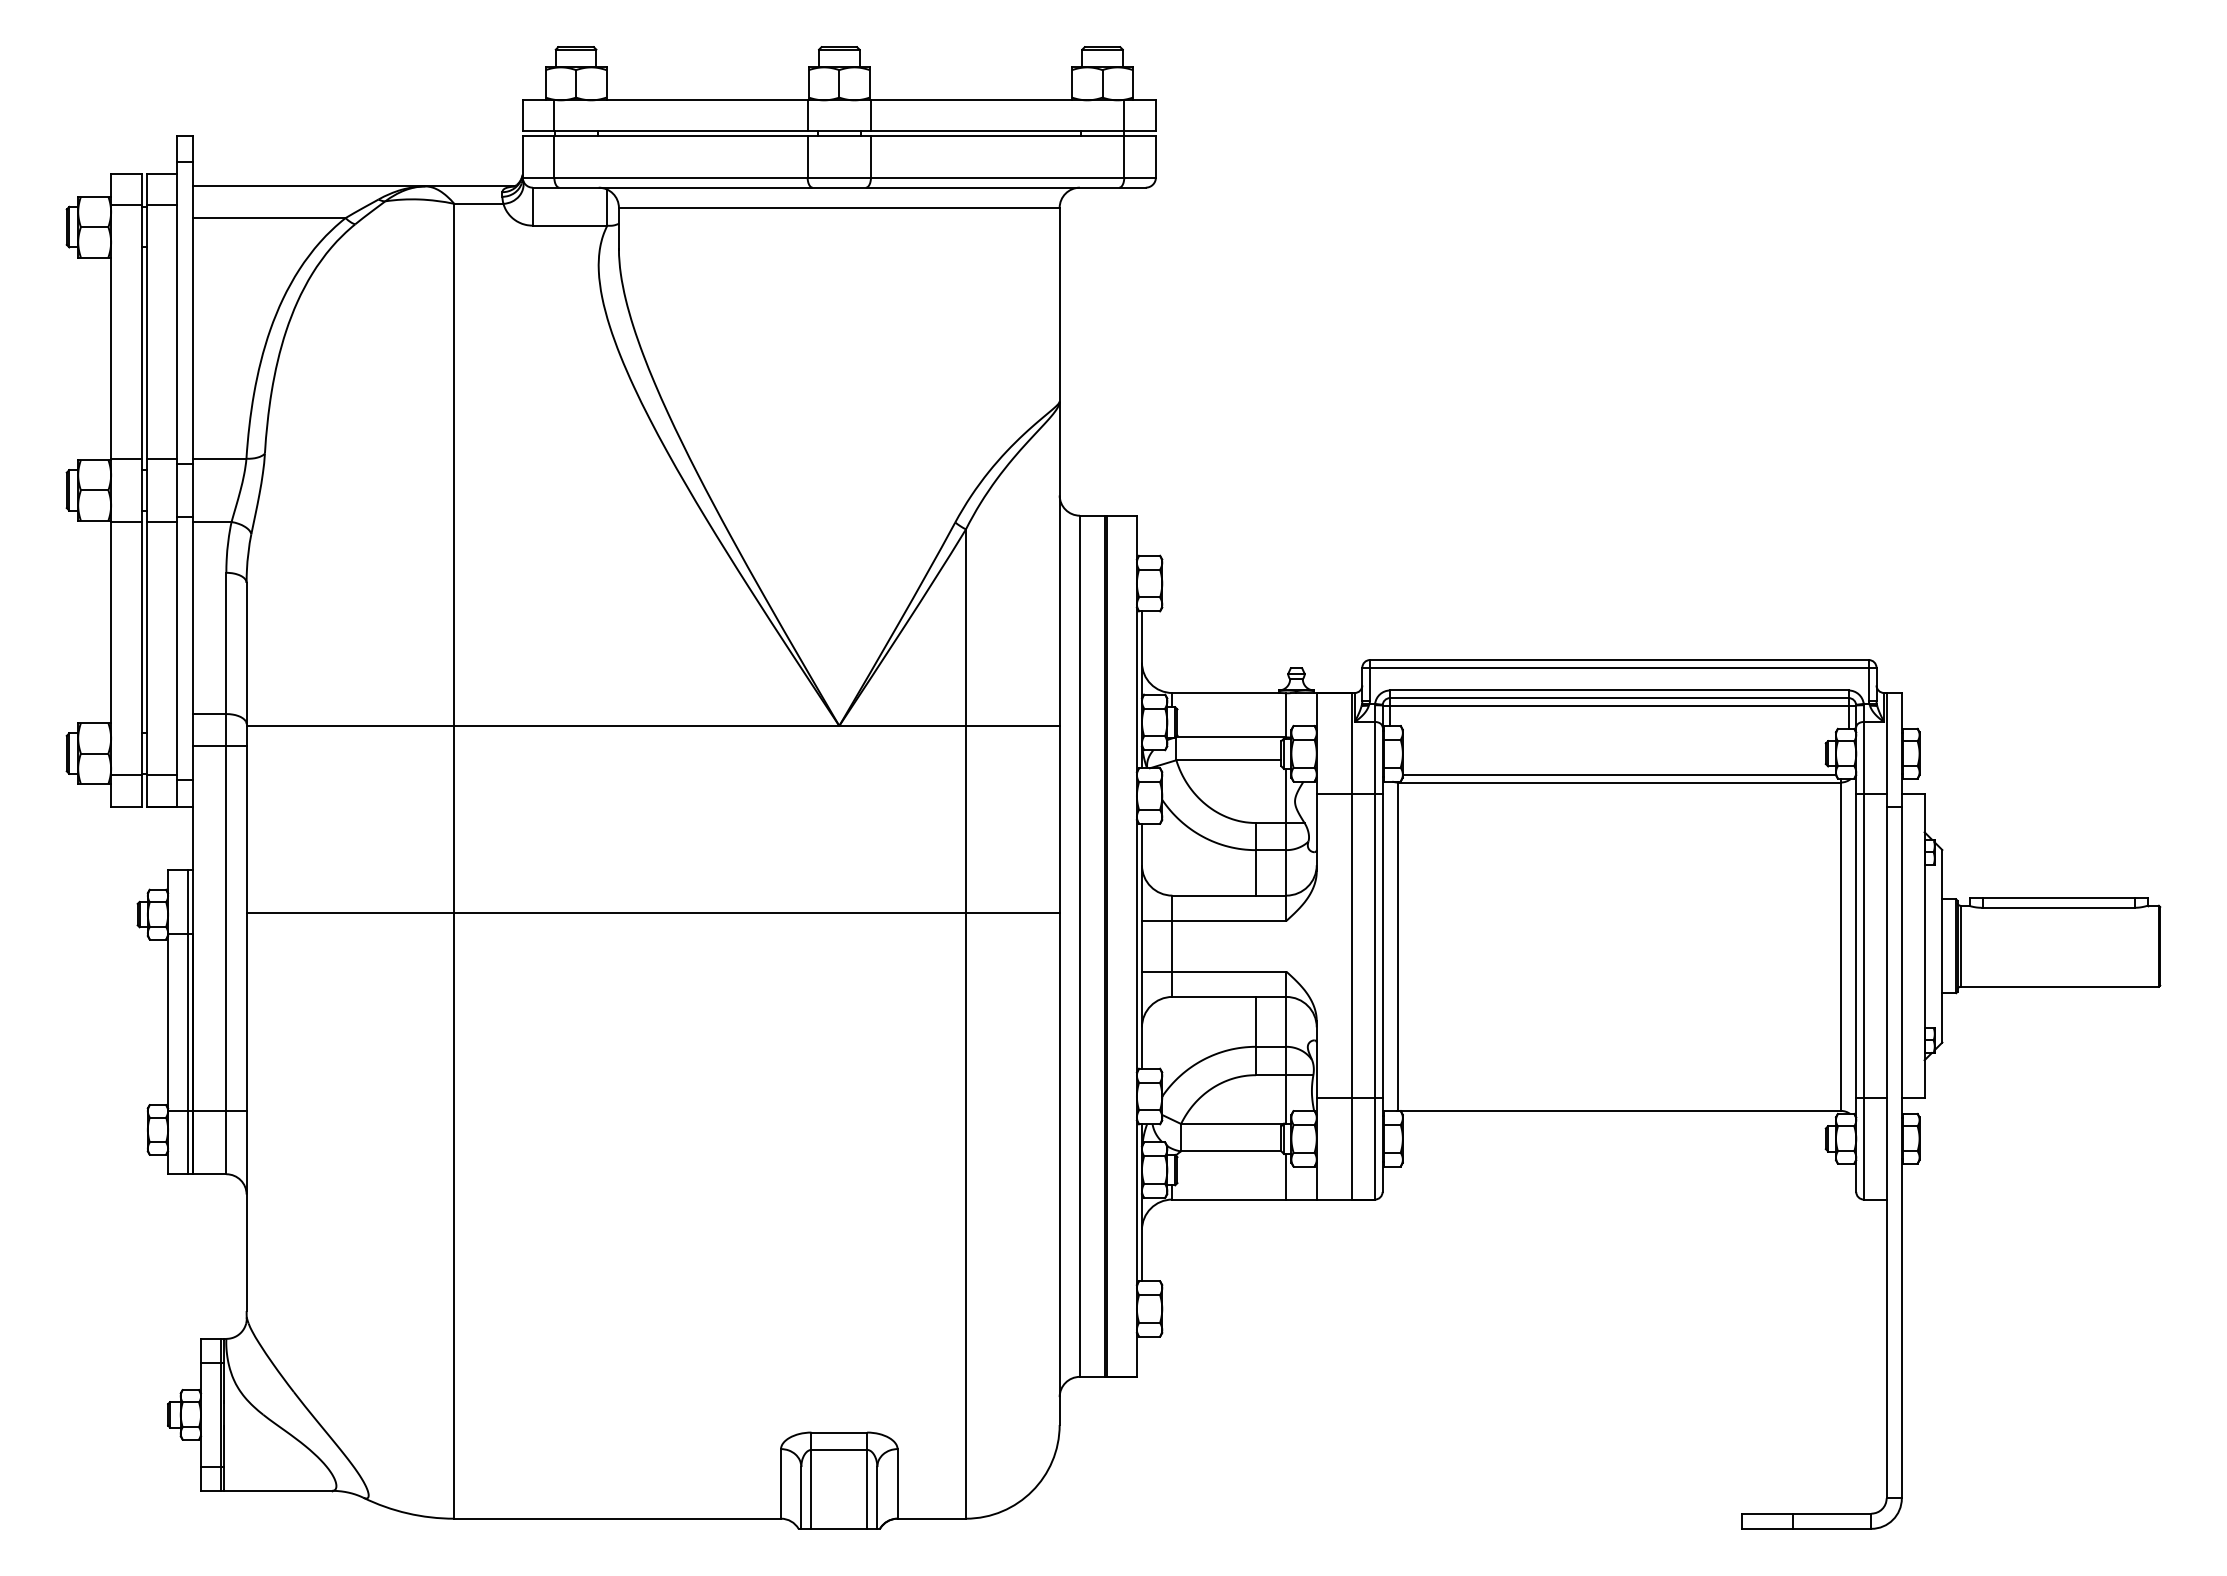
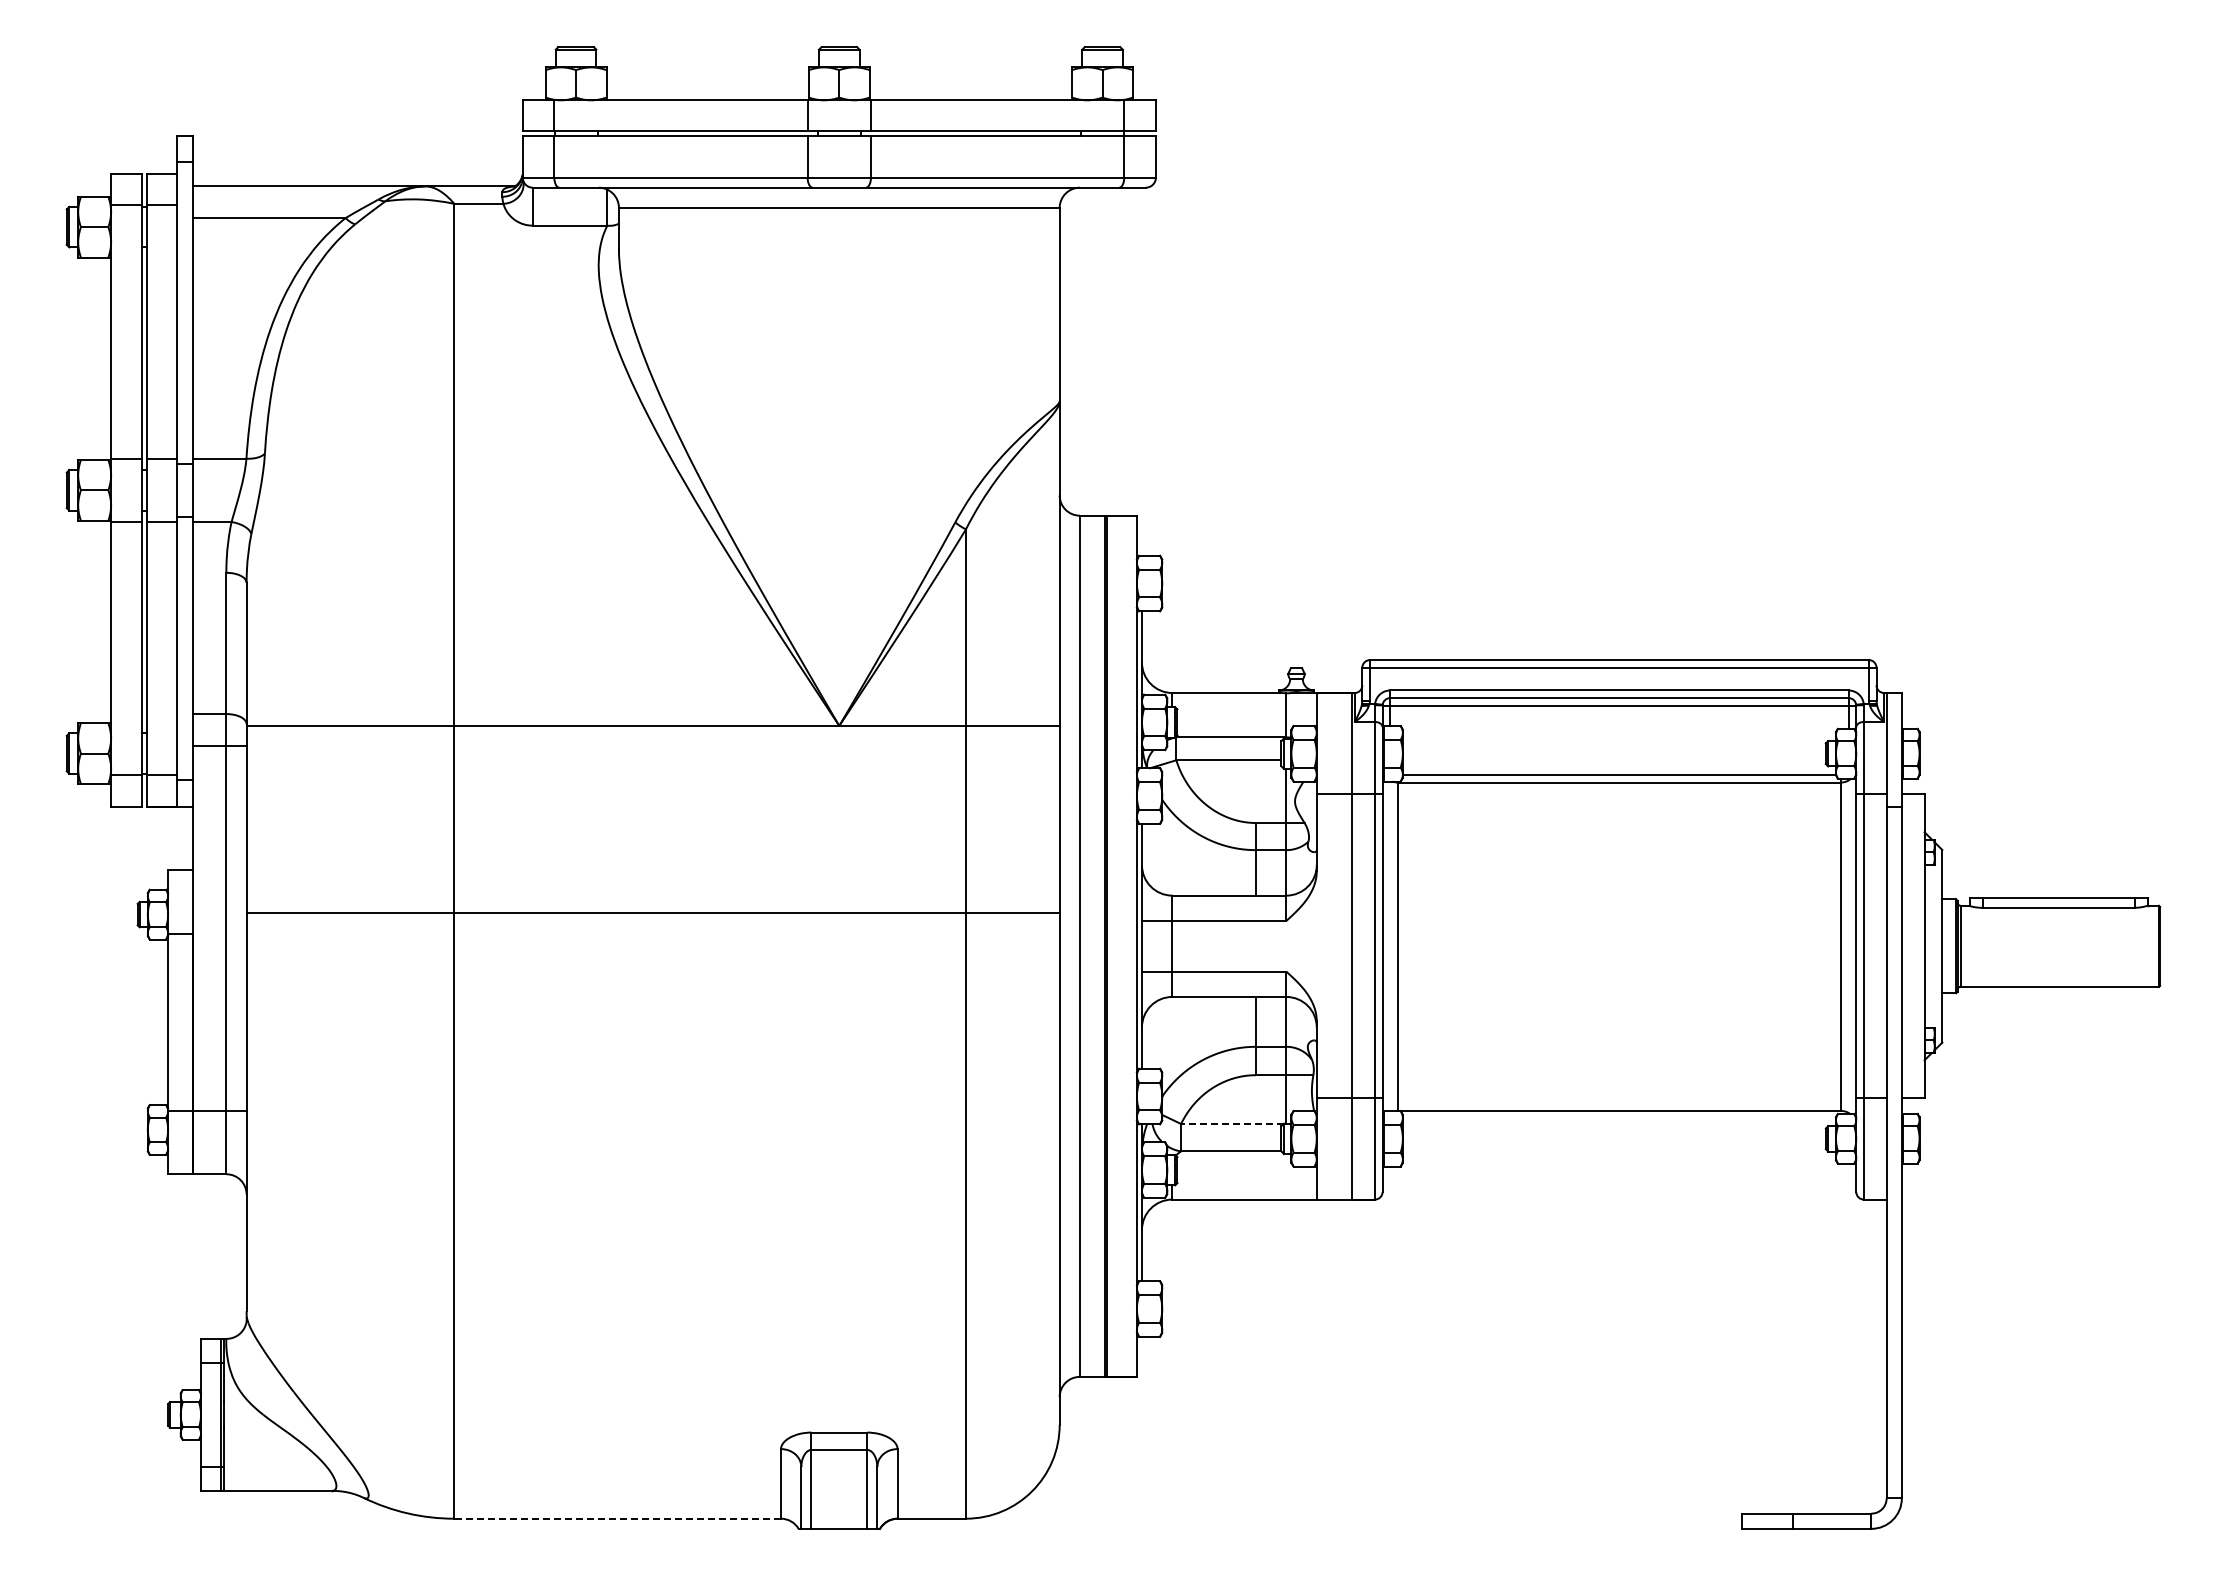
line: present -> none (188, 1022)
line: solid -> dashed (1231, 1123)
line: present -> none (1286, 1176)
line: solid -> dashed (617, 1518)
